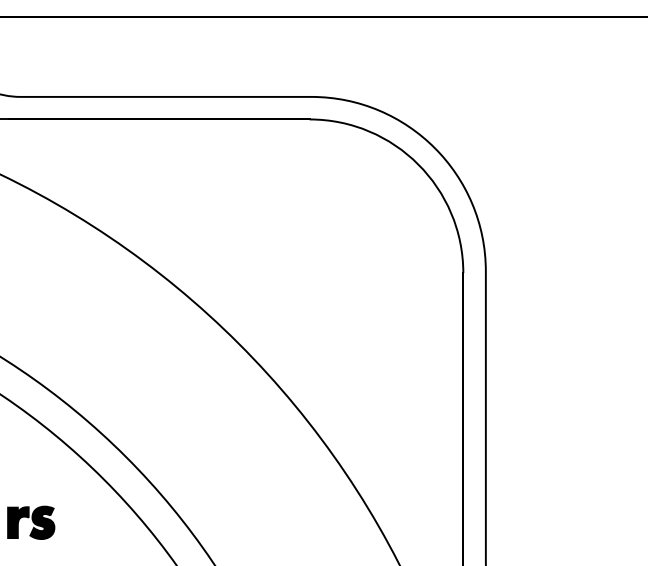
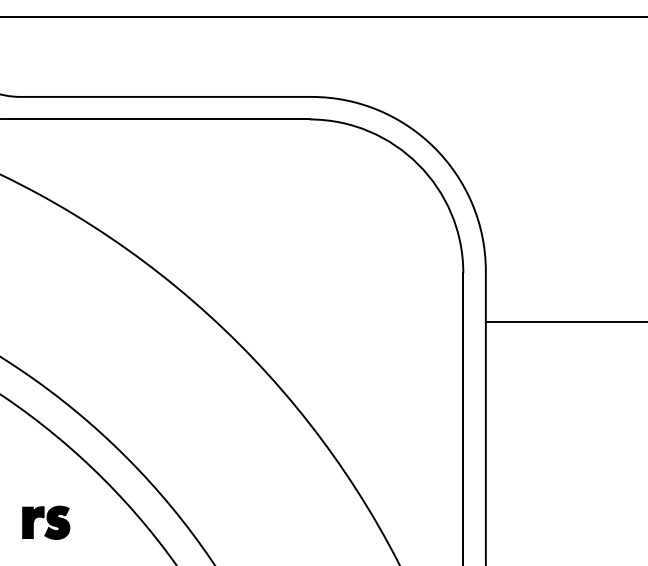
line: none -> present (564, 322)
part position: (31, 522) -> (46, 522) (46, 522)
